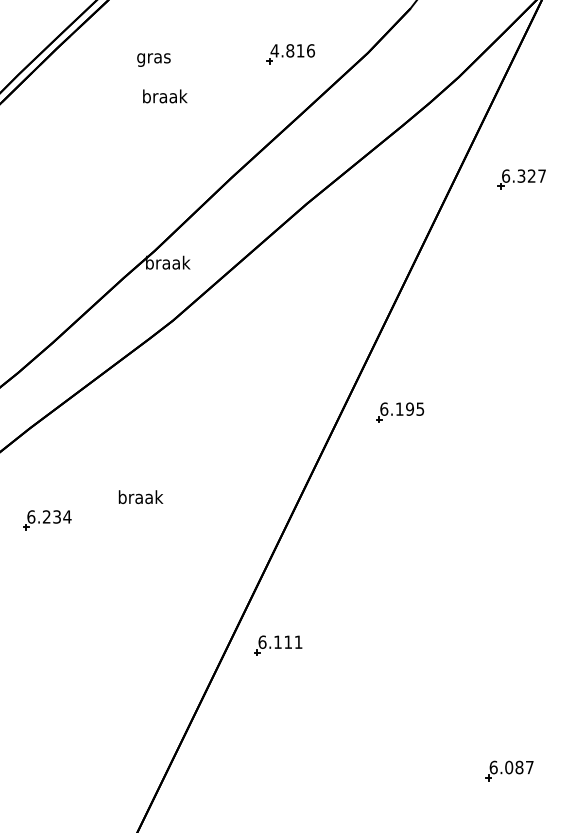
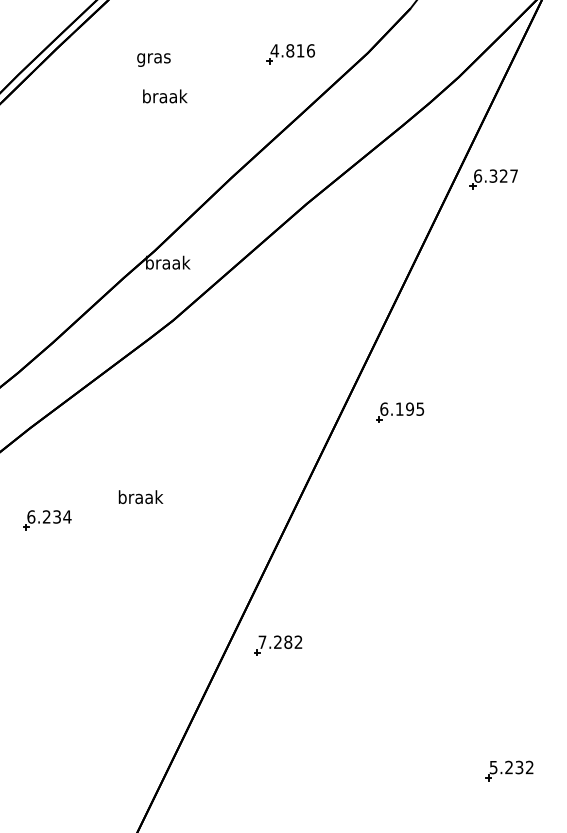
part position: (521, 179) -> (493, 179) (493, 179)
text: 6.111 -> 7.282 (280, 641)
text: 6.087 -> 5.232 (511, 767)
